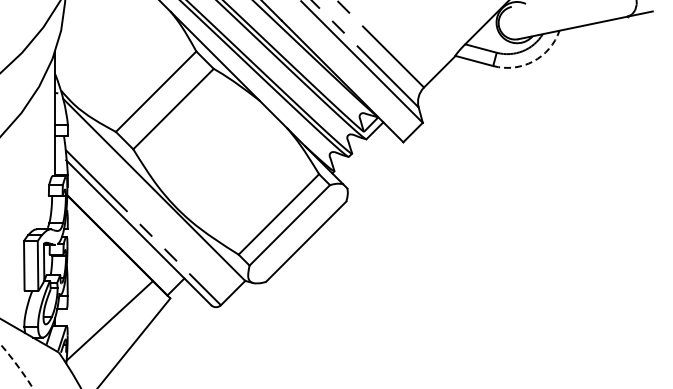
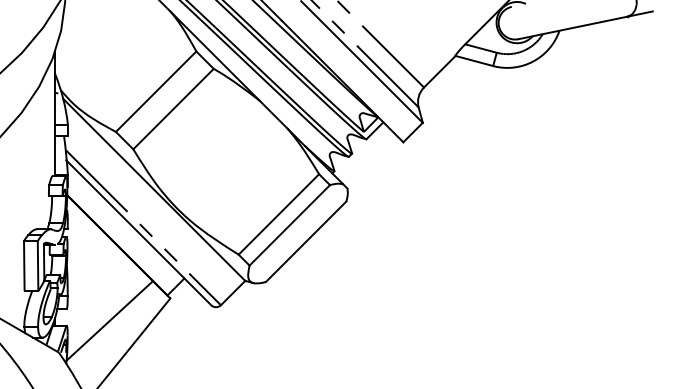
arc: dashed -> solid (533, 61)
arc: dashed -> solid (17, 365)
